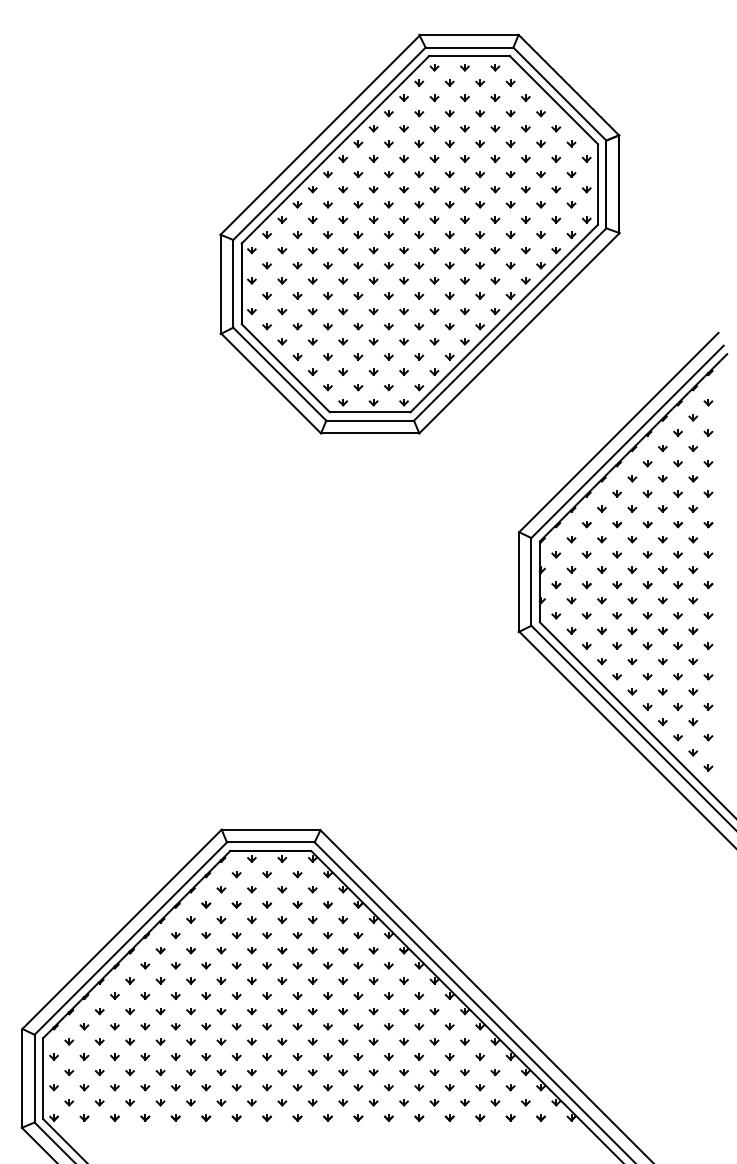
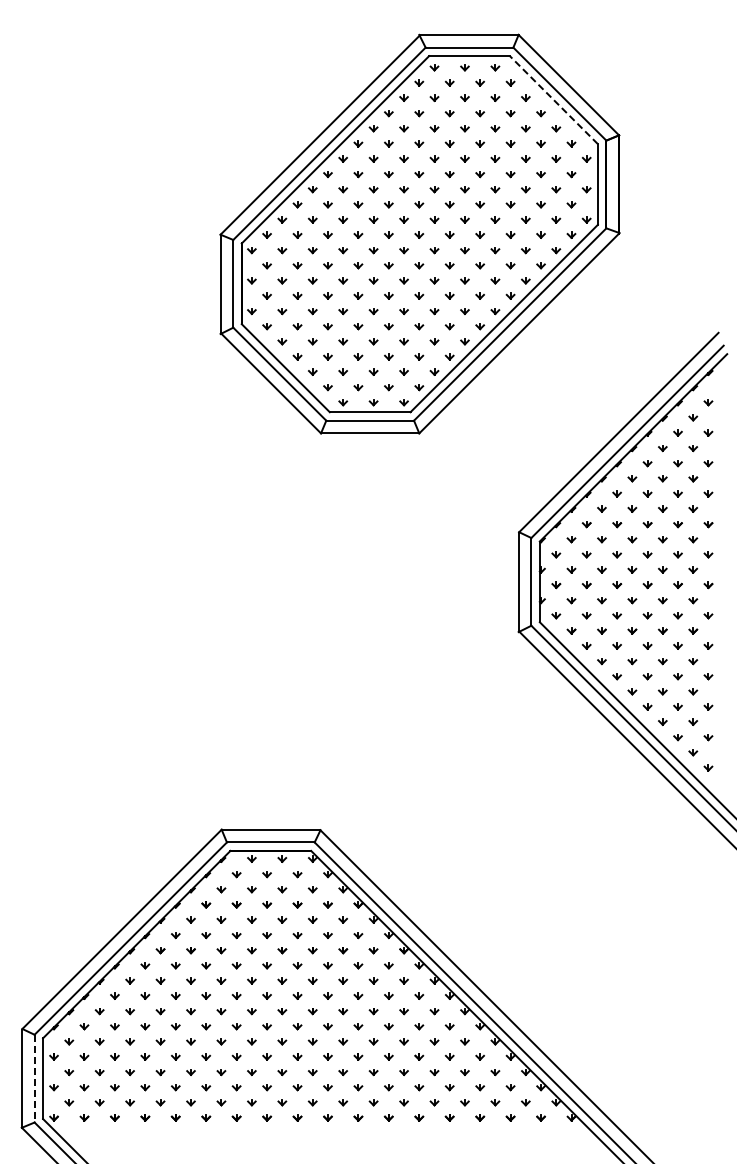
line: solid -> dashed (553, 99)
line: solid -> dashed (34, 1078)
